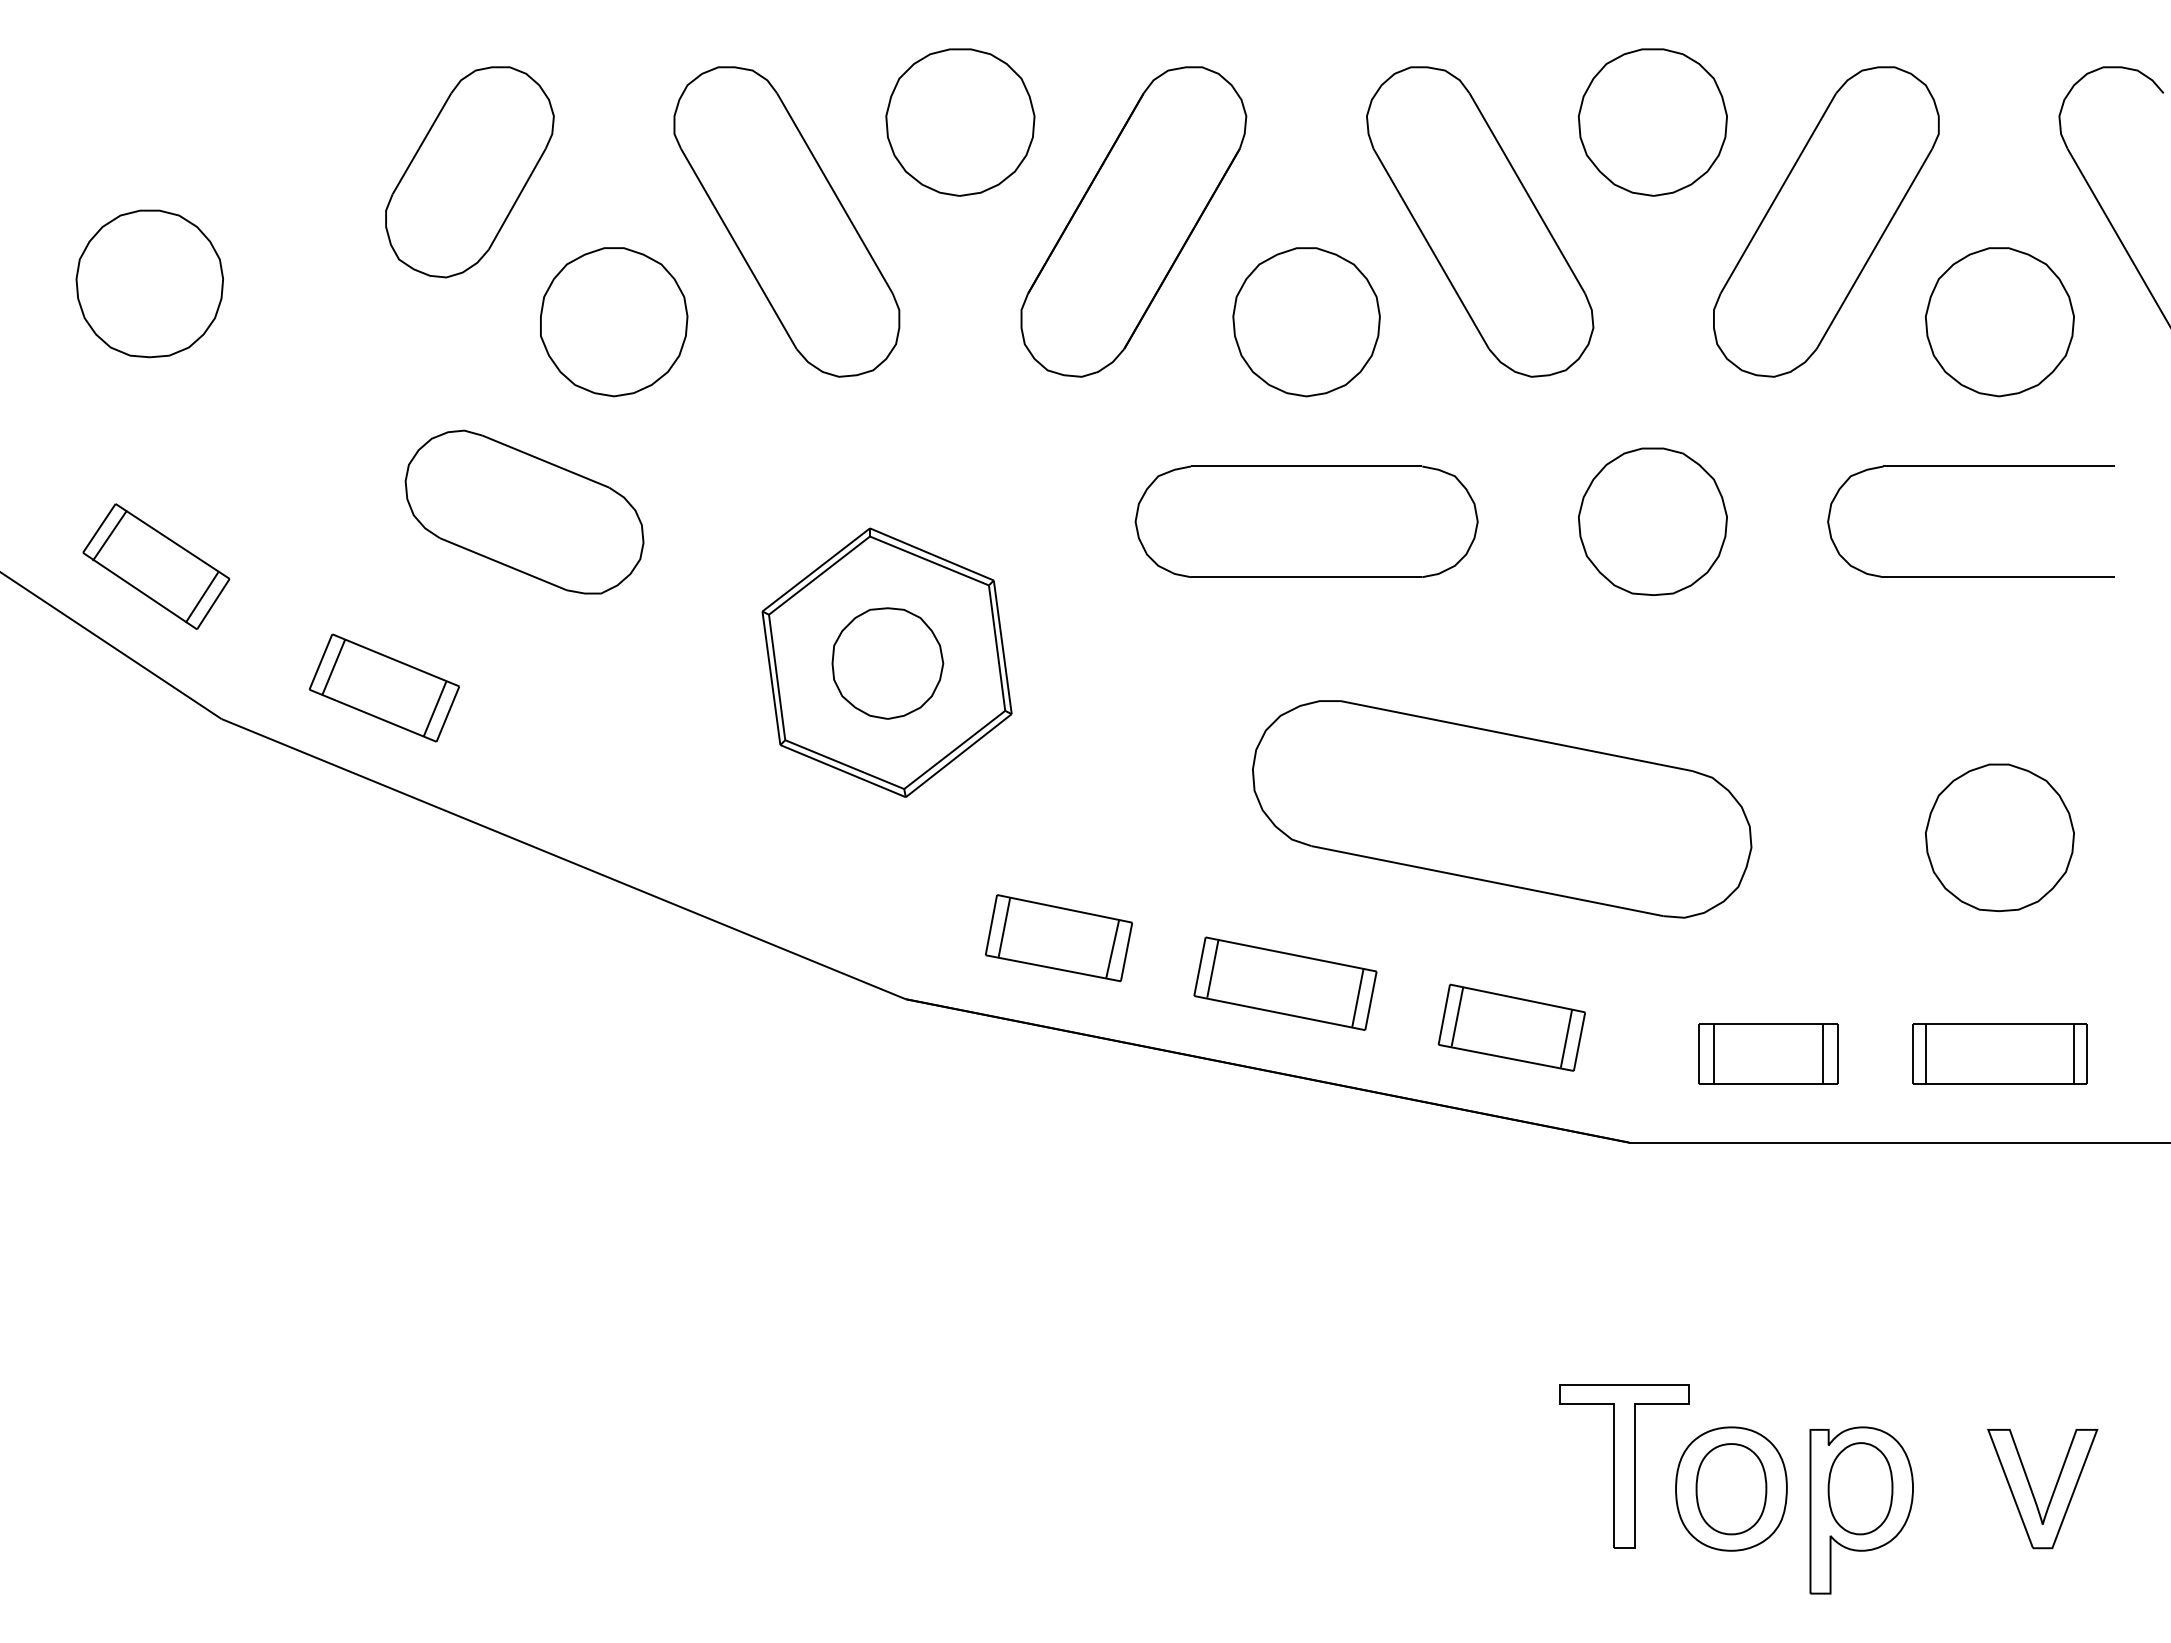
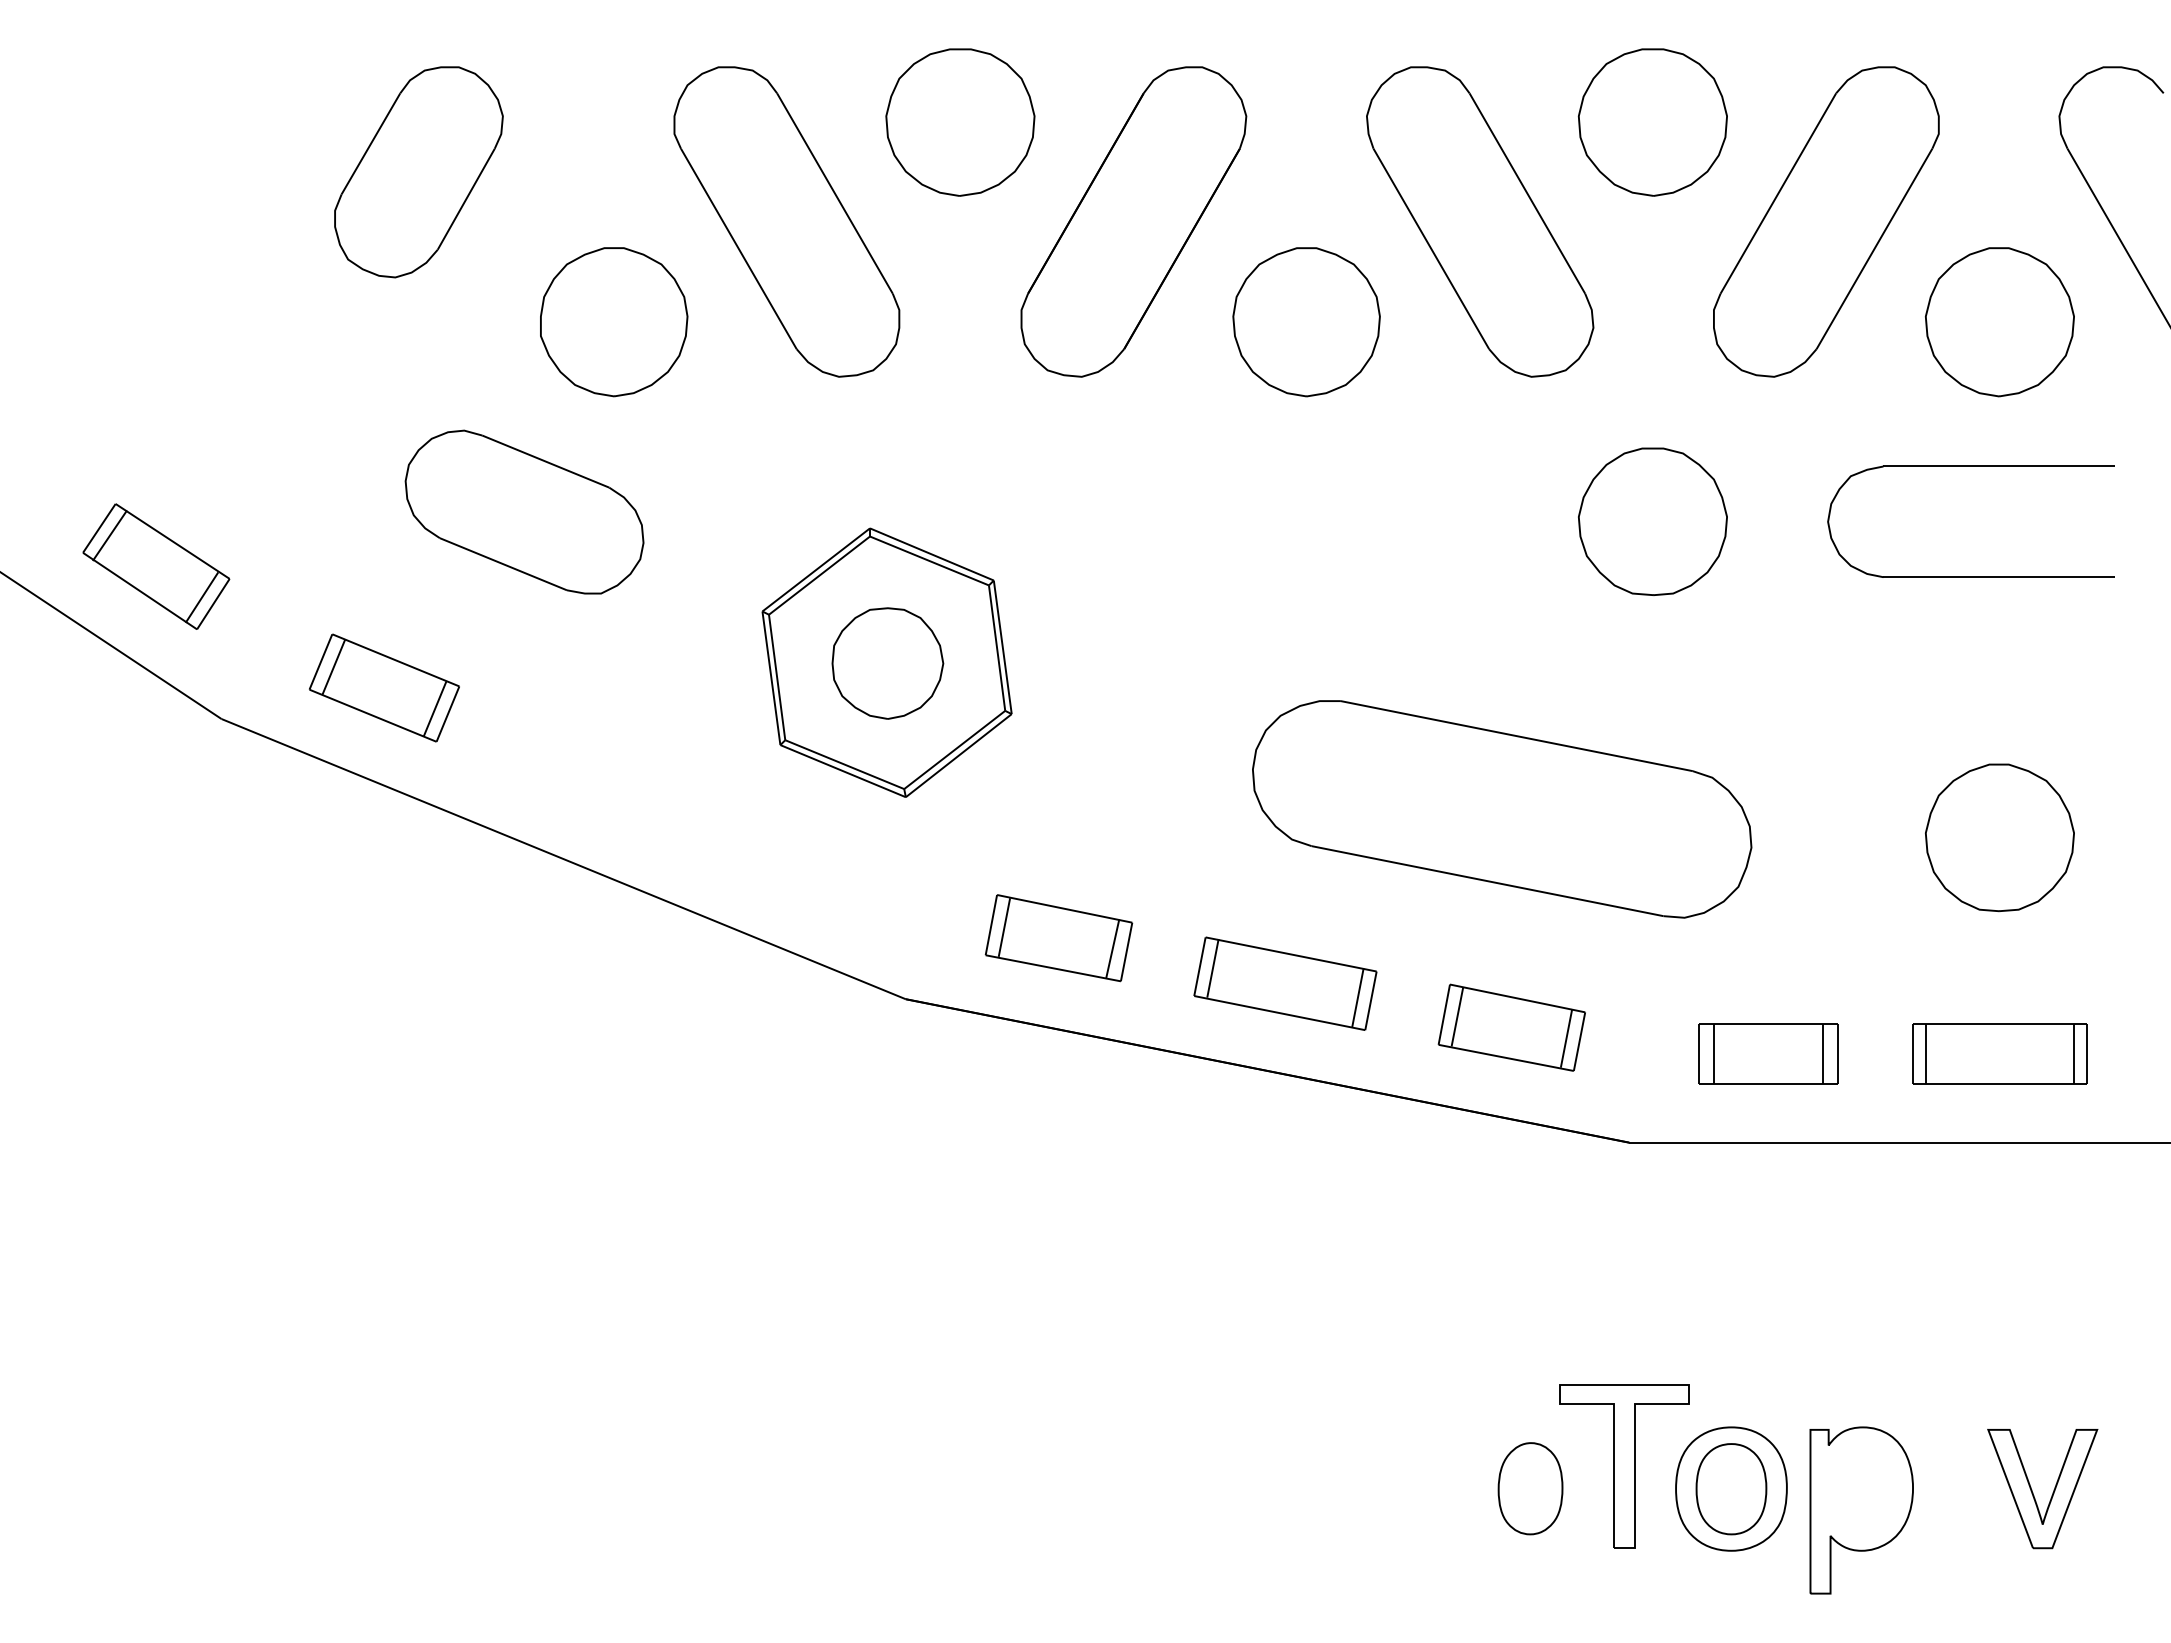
part position: (469, 172) -> (418, 172) (418, 172)
part: present -> none (149, 283)
part: present -> none (1306, 521)
part position: (1860, 1488) -> (1530, 1488) (1530, 1488)
